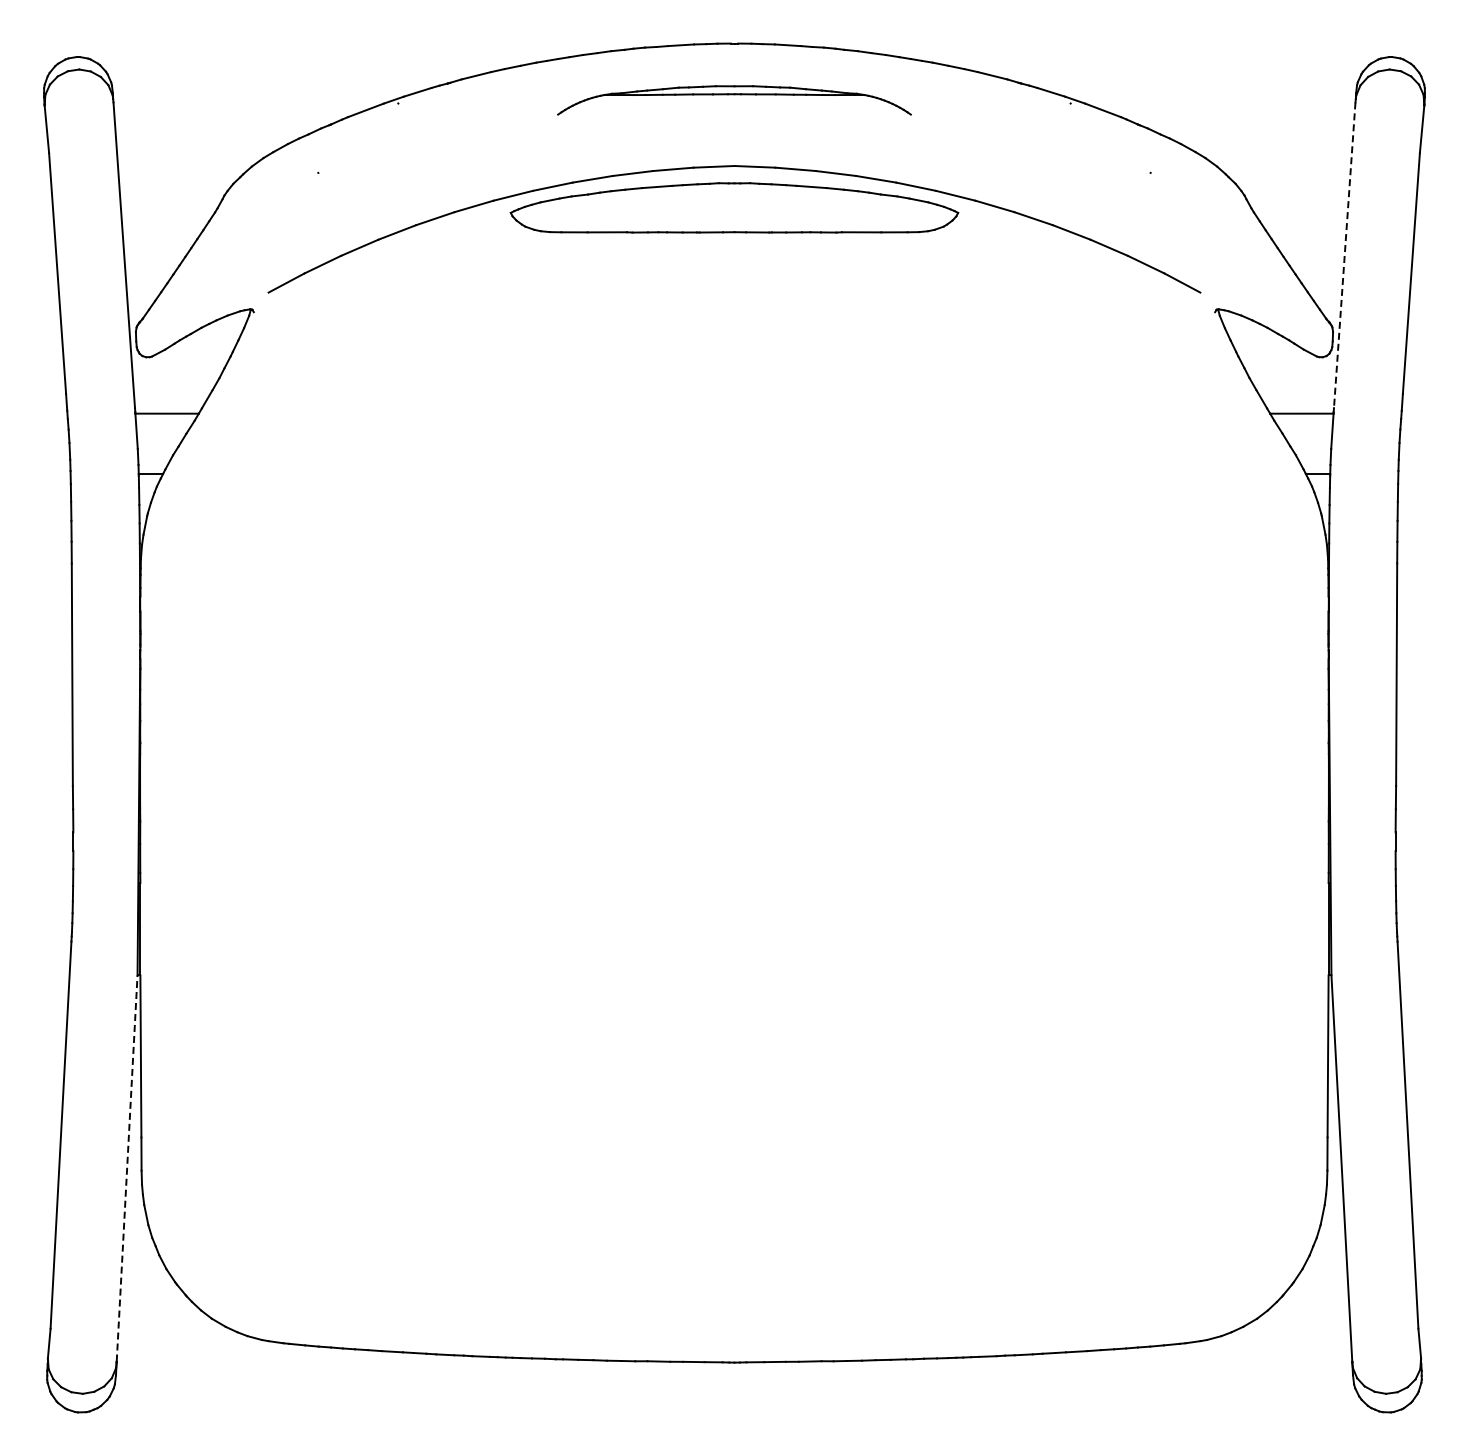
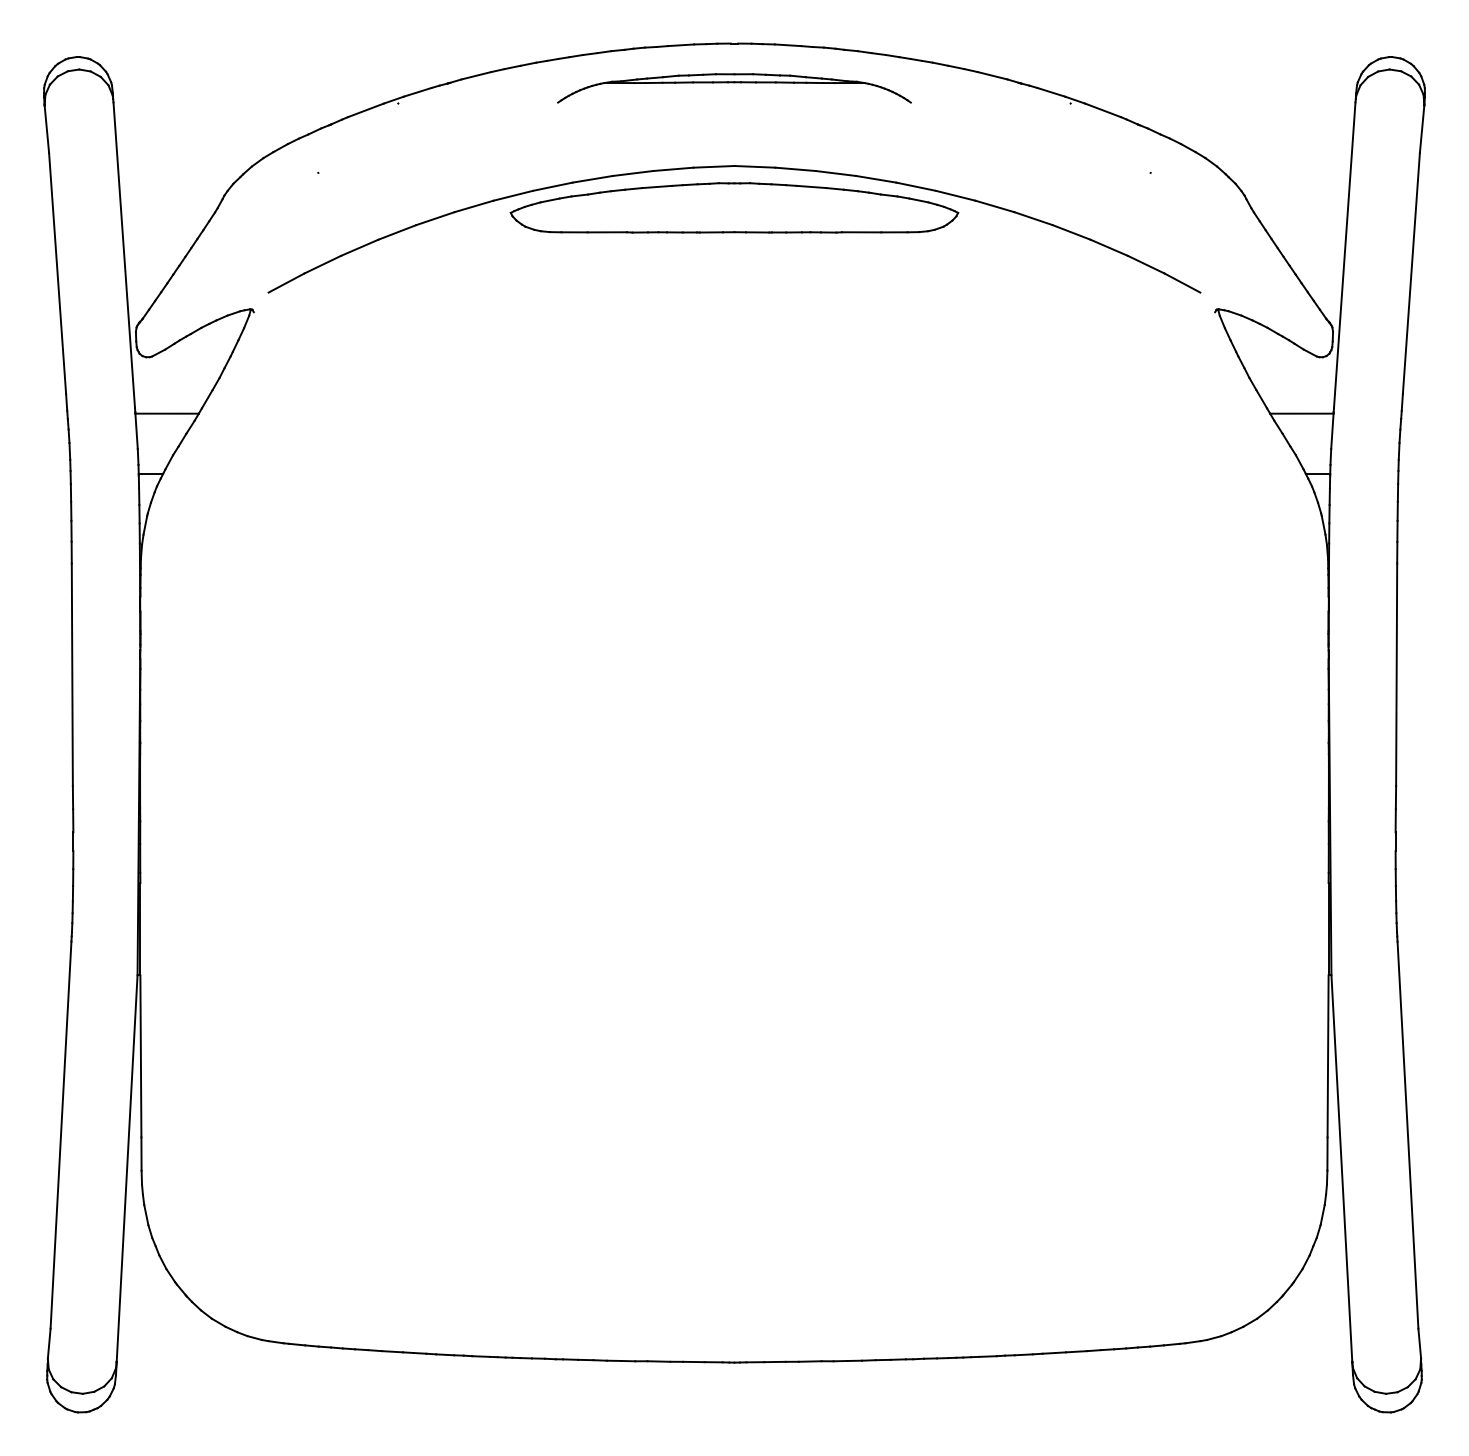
part position: (734, 100) -> (734, 88) (734, 88)
line: dashed -> solid (1344, 255)
line: dashed -> solid (127, 1167)
